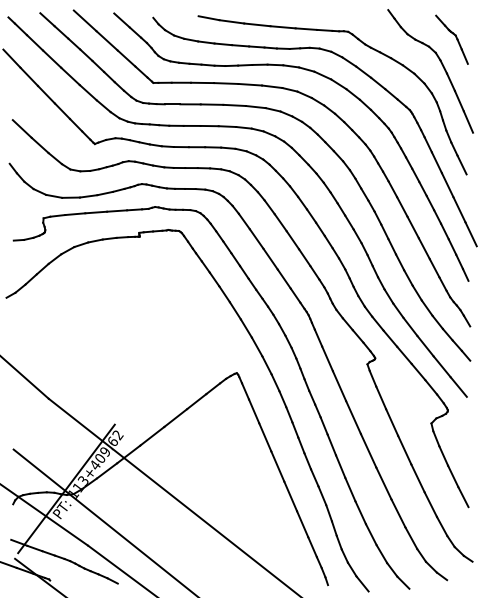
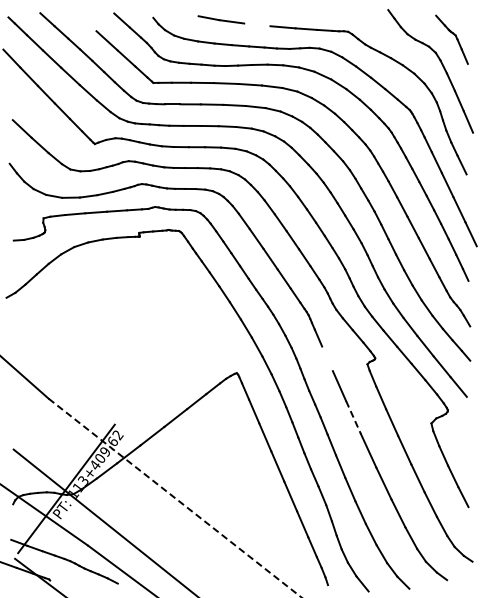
line: present -> none (84, 20)
line: present -> none (257, 24)
line: present -> none (327, 358)
line: solid -> dashed (353, 417)
line: solid -> dashed (175, 498)
